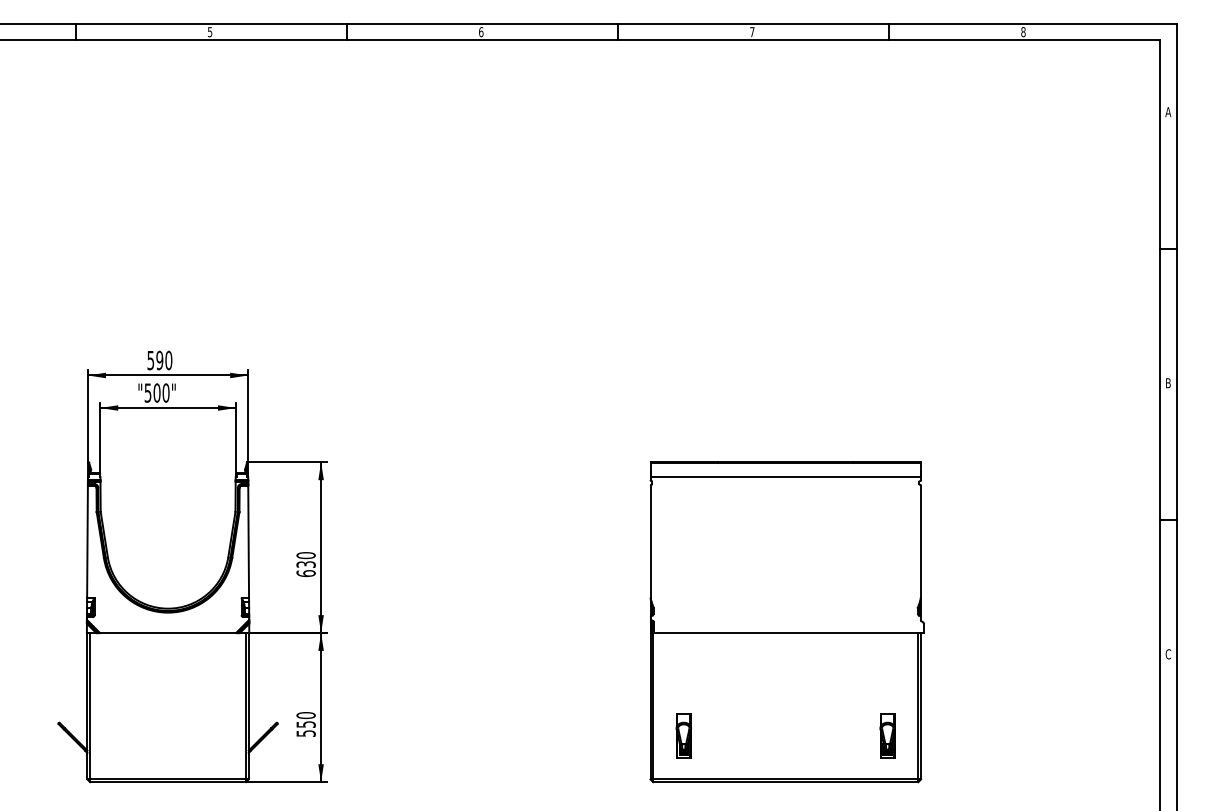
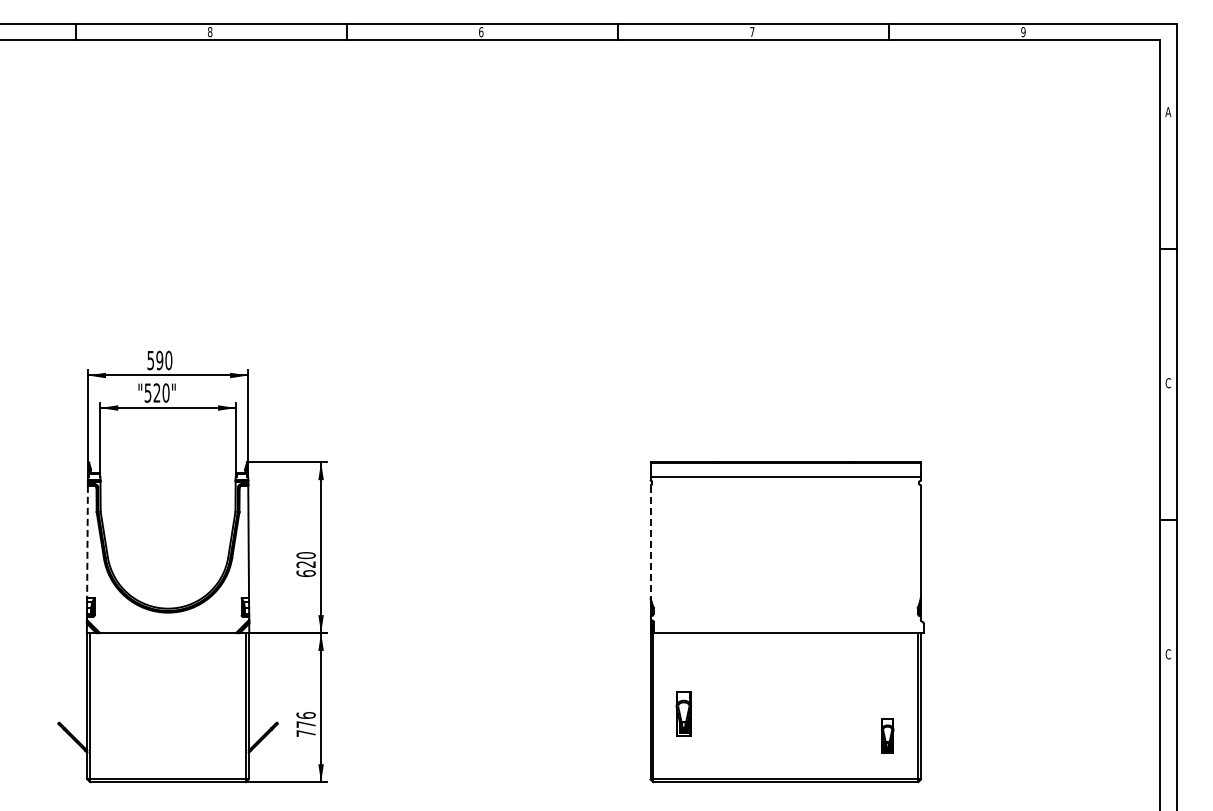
text: 5 -> 8 (209, 32)
text: 8 -> 9 (1023, 32)
text: B -> C (1168, 383)
text: "500" -> "520" (156, 392)
line: solid -> dashed (87, 541)
line: solid -> dashed (650, 541)
text: 630 -> 620 (305, 564)
text: 550 -> 776 (305, 724)
part position: (683, 735) -> (683, 713) (683, 713)
part size: 17x46 px -> 14x36 px (887, 735)
